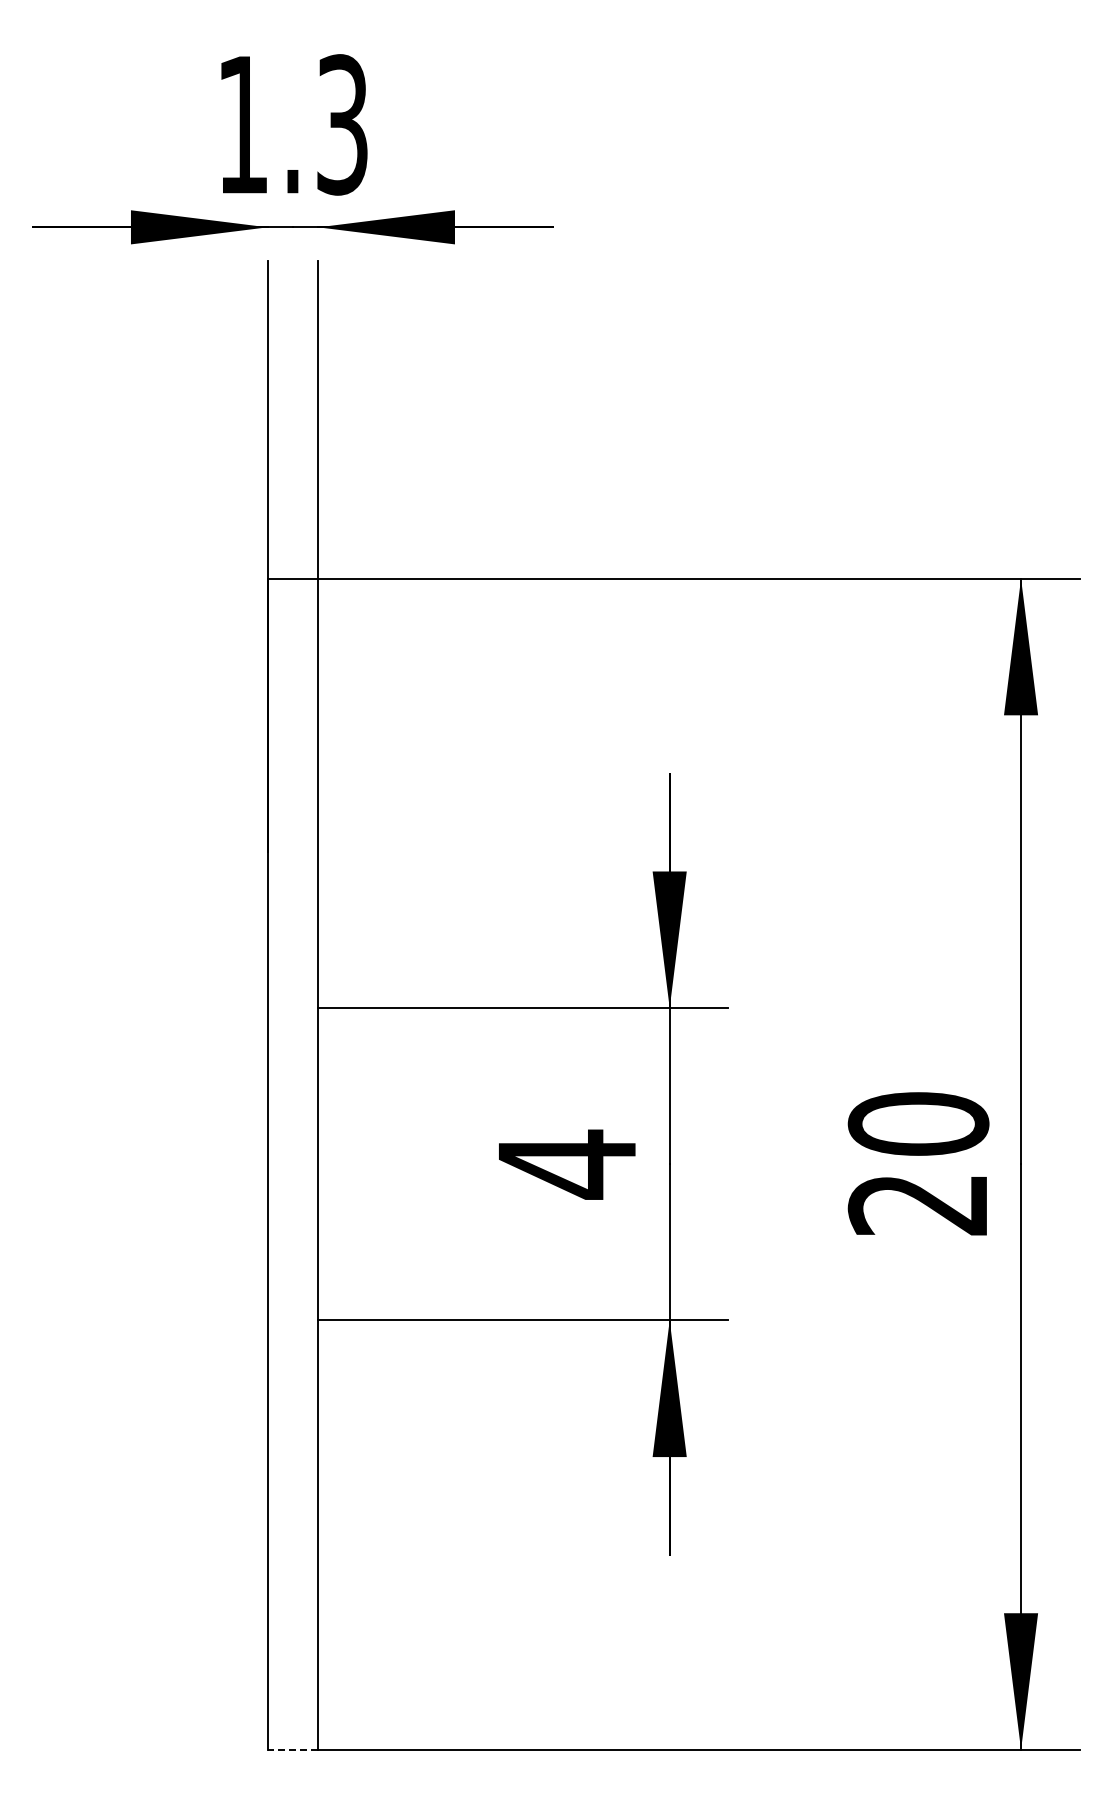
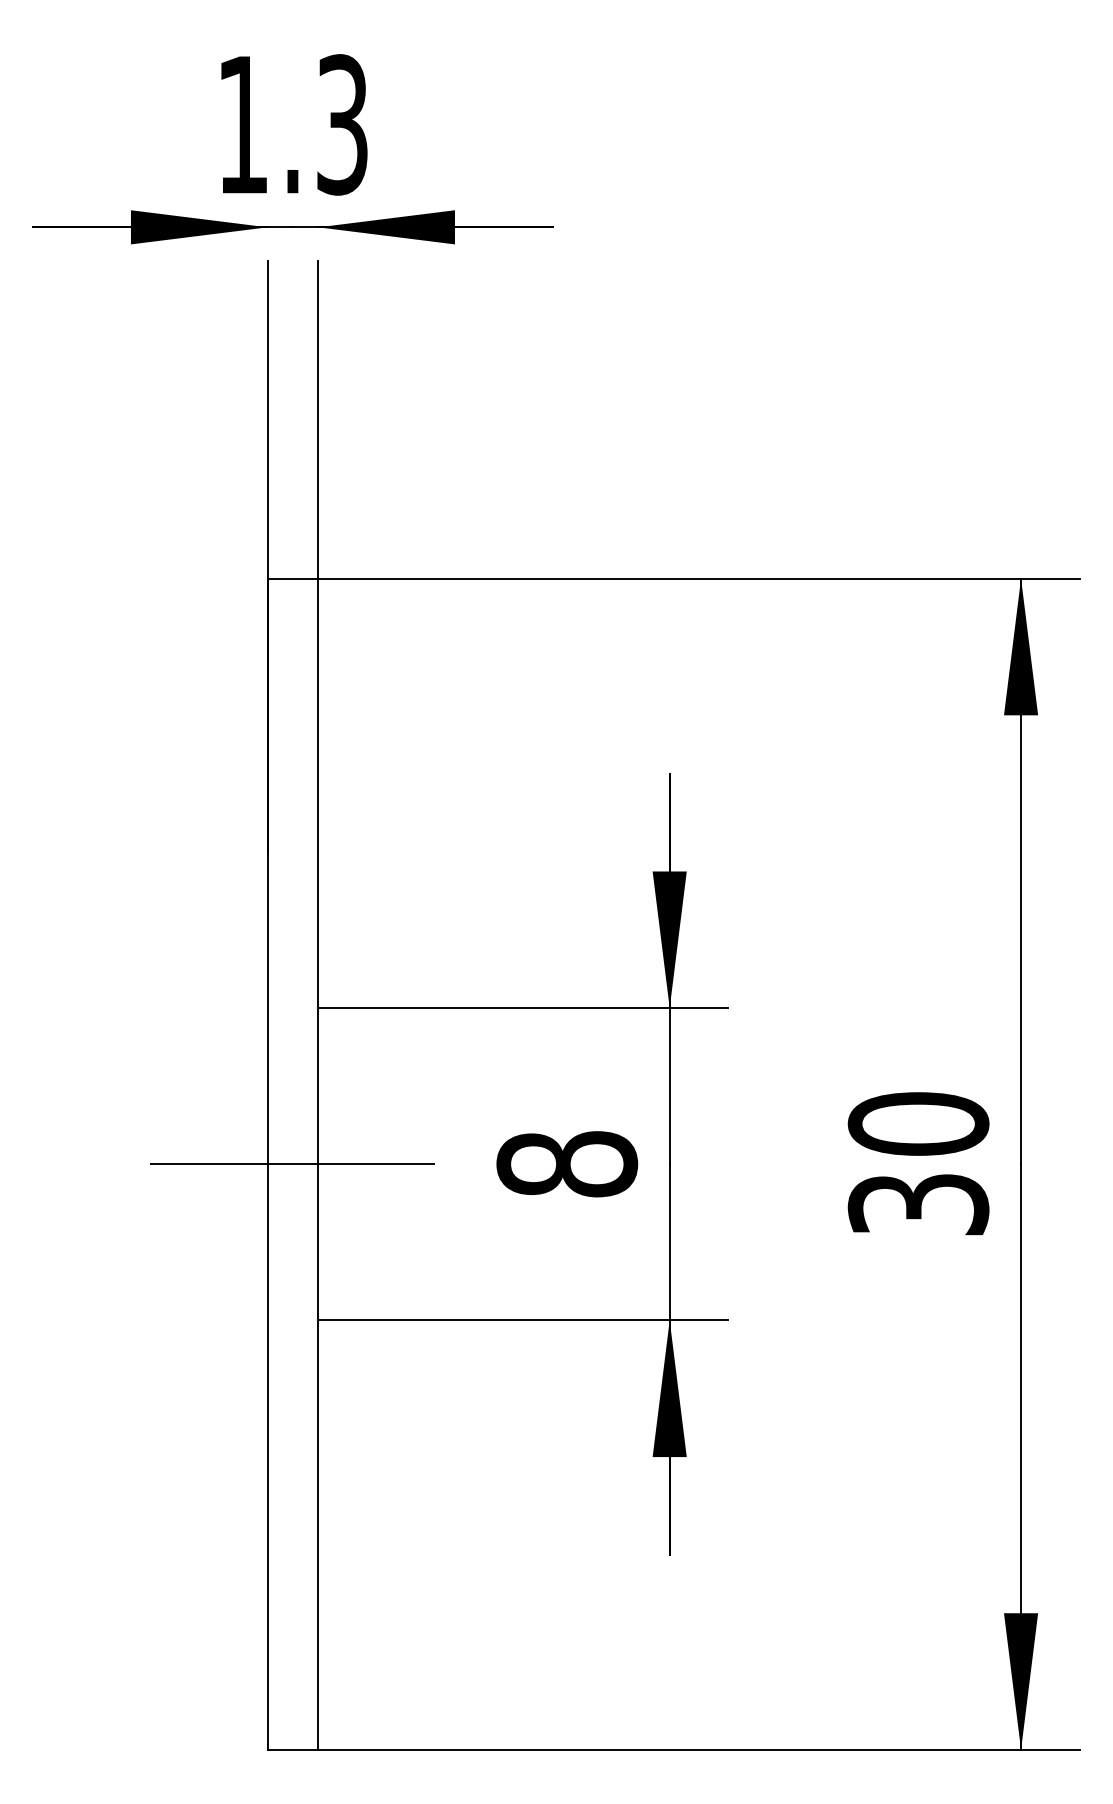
line: none -> present (292, 1164)
text: 4 -> 8 (567, 1164)
text: 20 -> 30 (918, 1204)
line: dashed -> solid (292, 1749)
